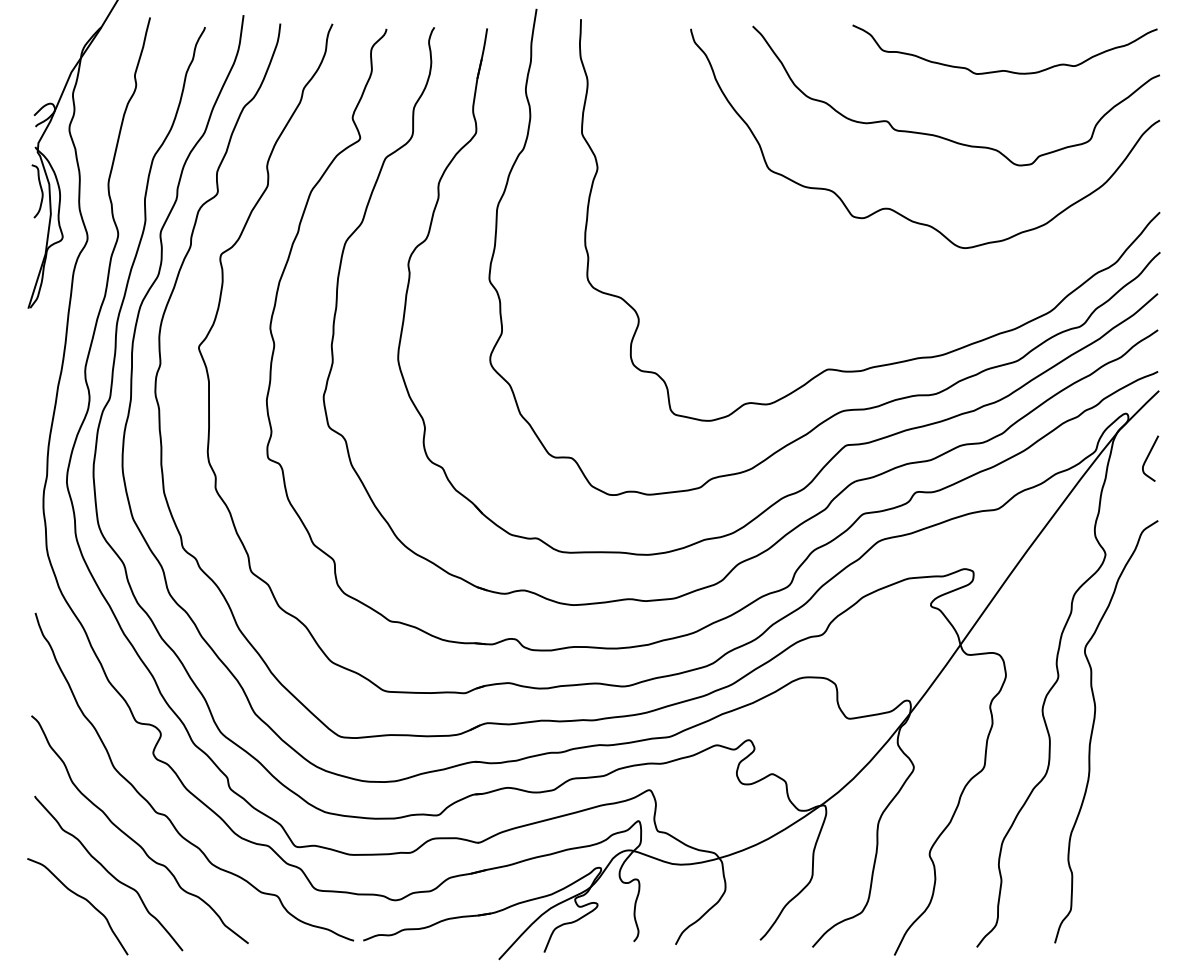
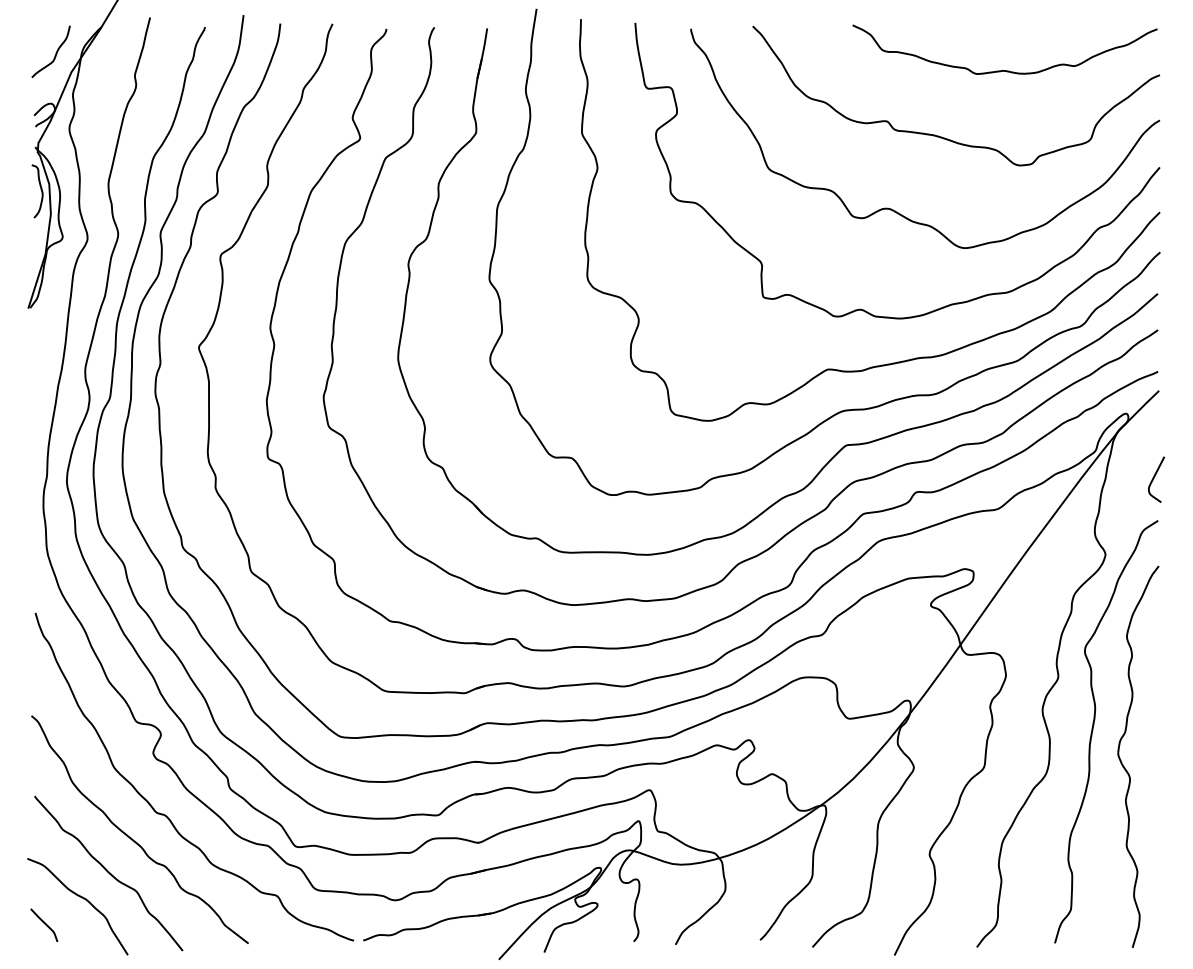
curve: none -> present (55, 53)
curve: none -> present (864, 309)
curve position: (1148, 457) -> (1154, 478) (1154, 478)
curve: none -> present (1123, 764)
curve: none -> present (44, 924)
